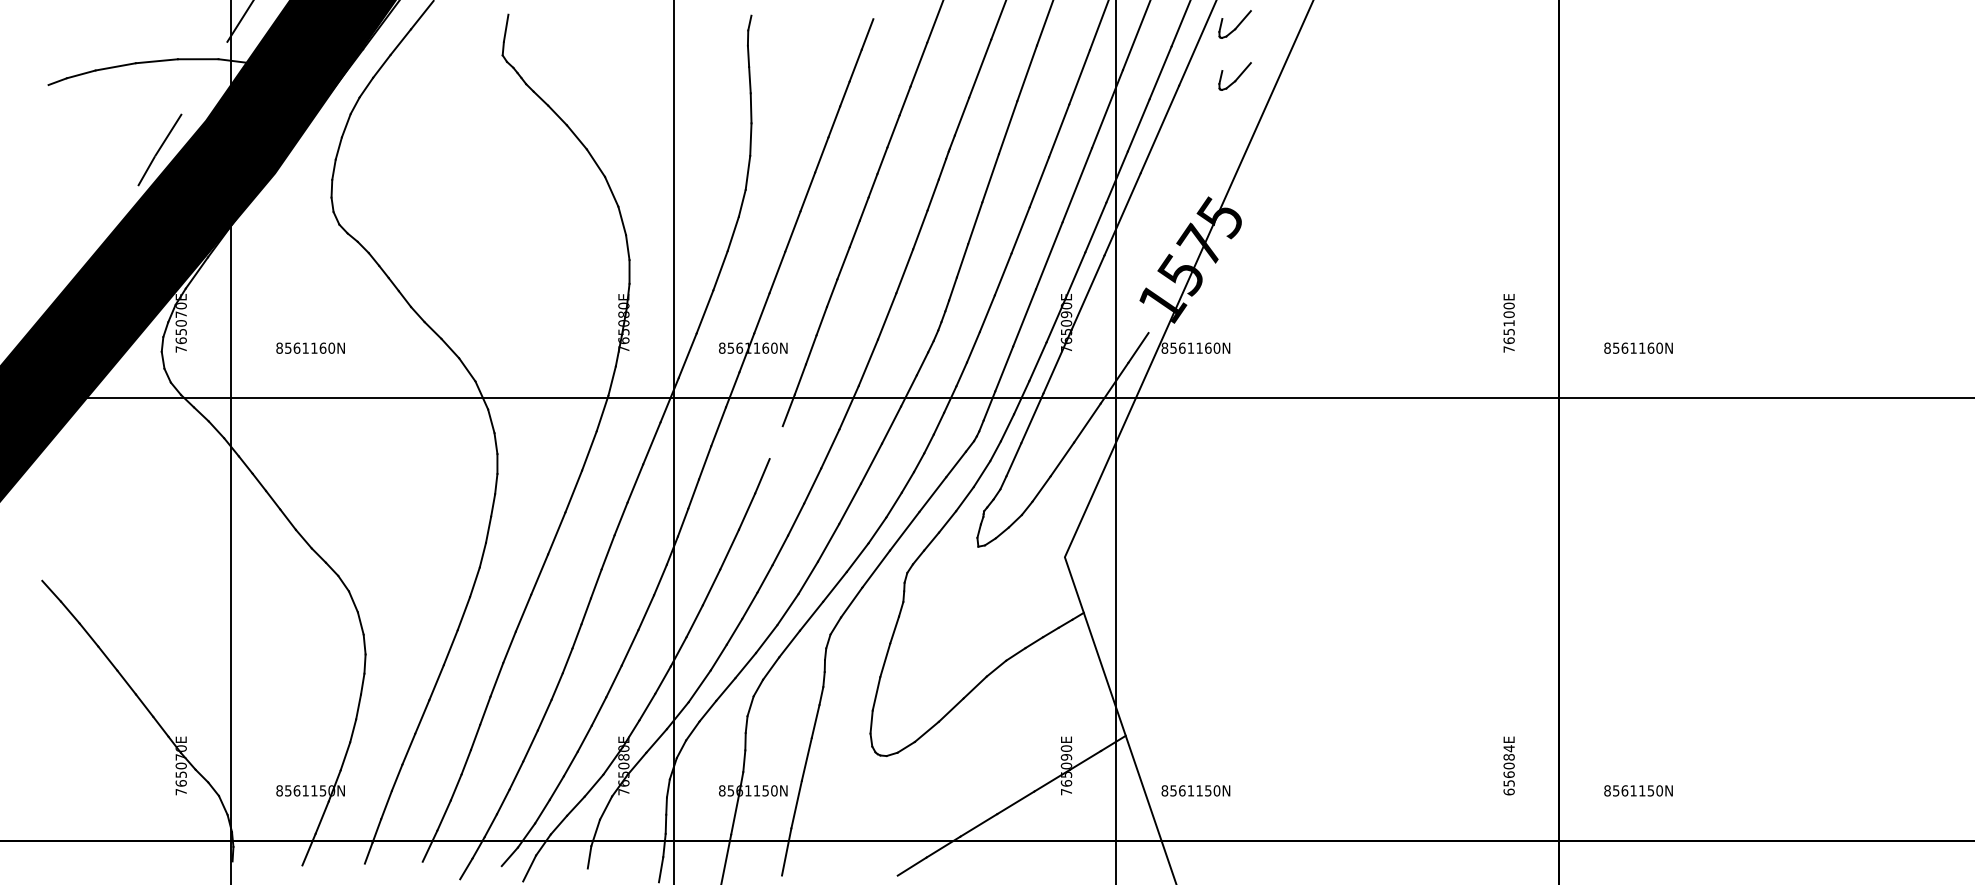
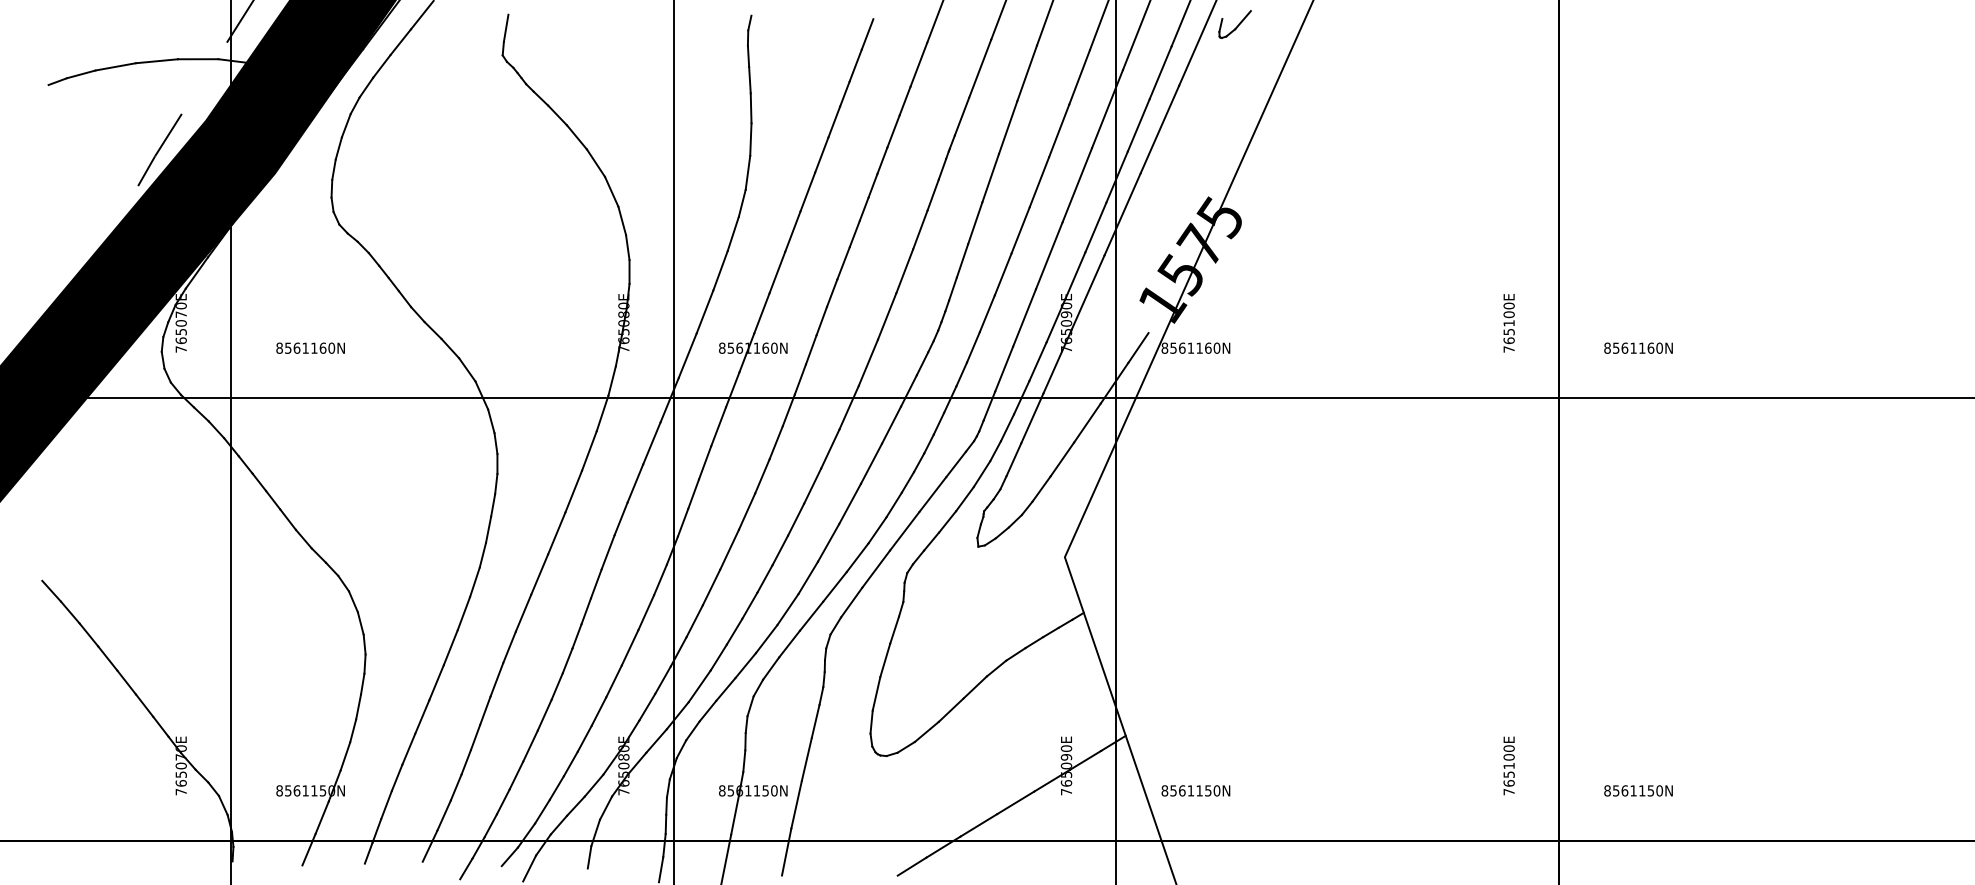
part: present -> none (1234, 76)
line: none -> present (775, 442)
text: 656084E -> 765100E (1508, 770)
